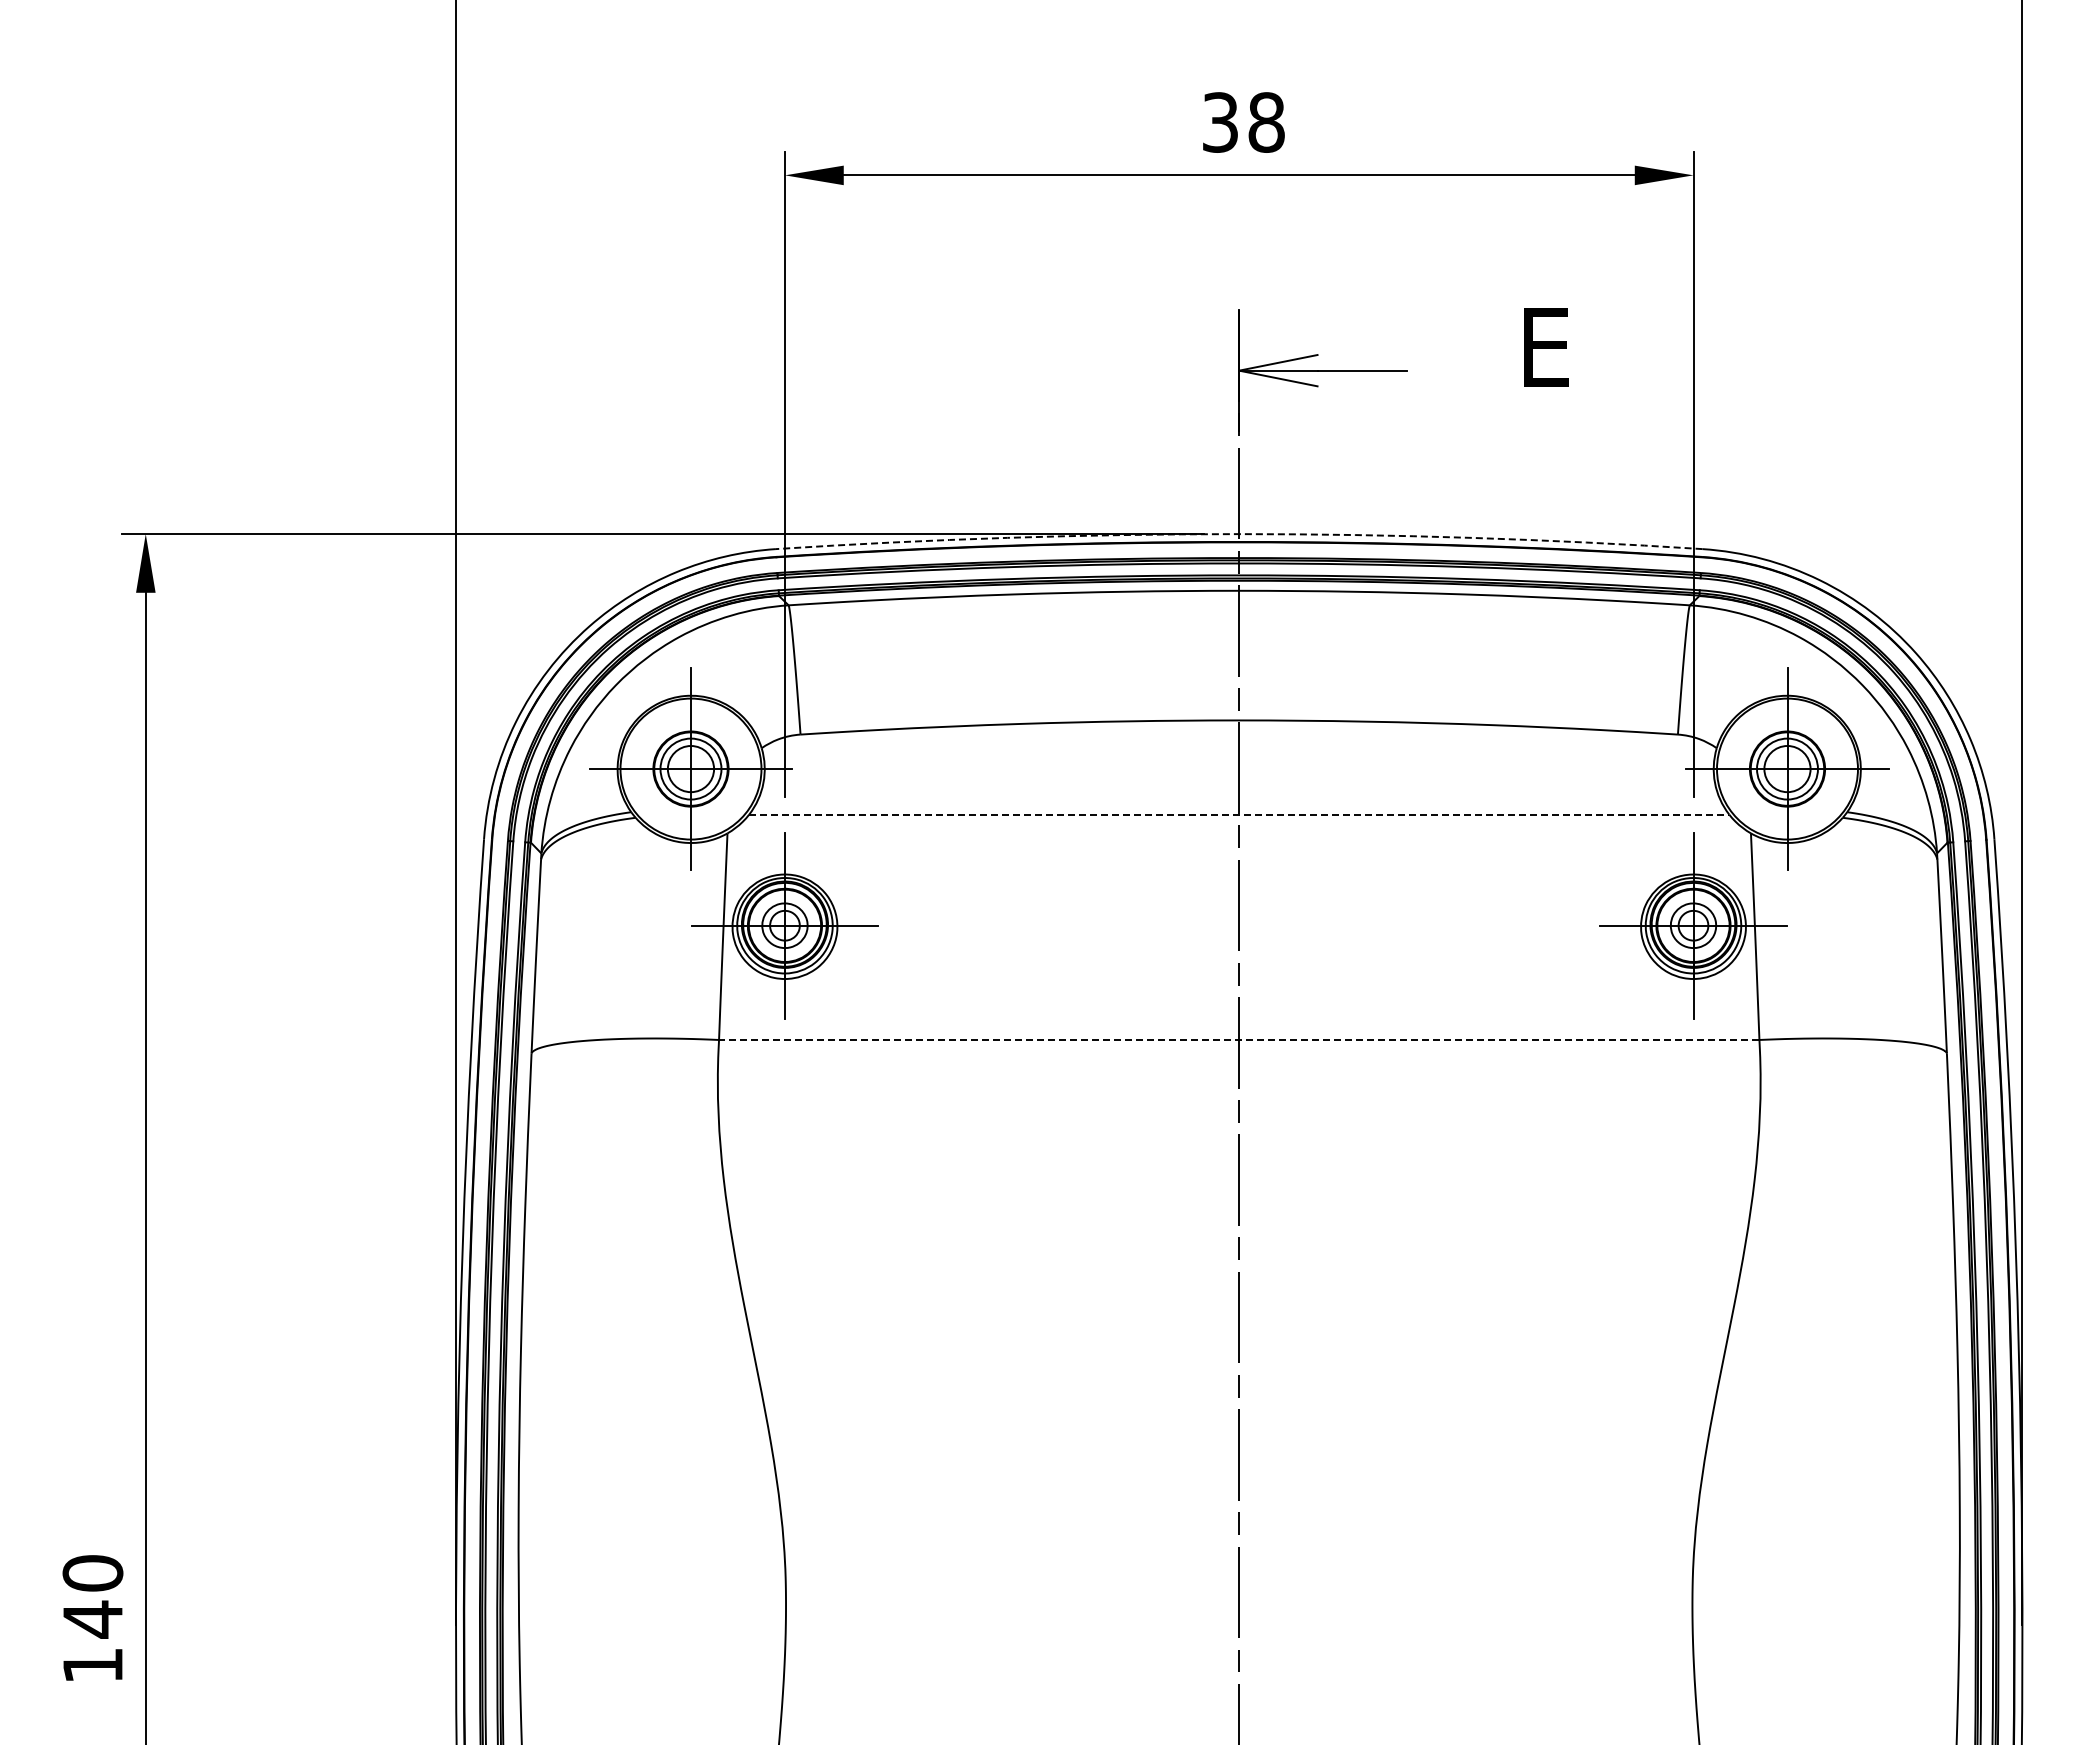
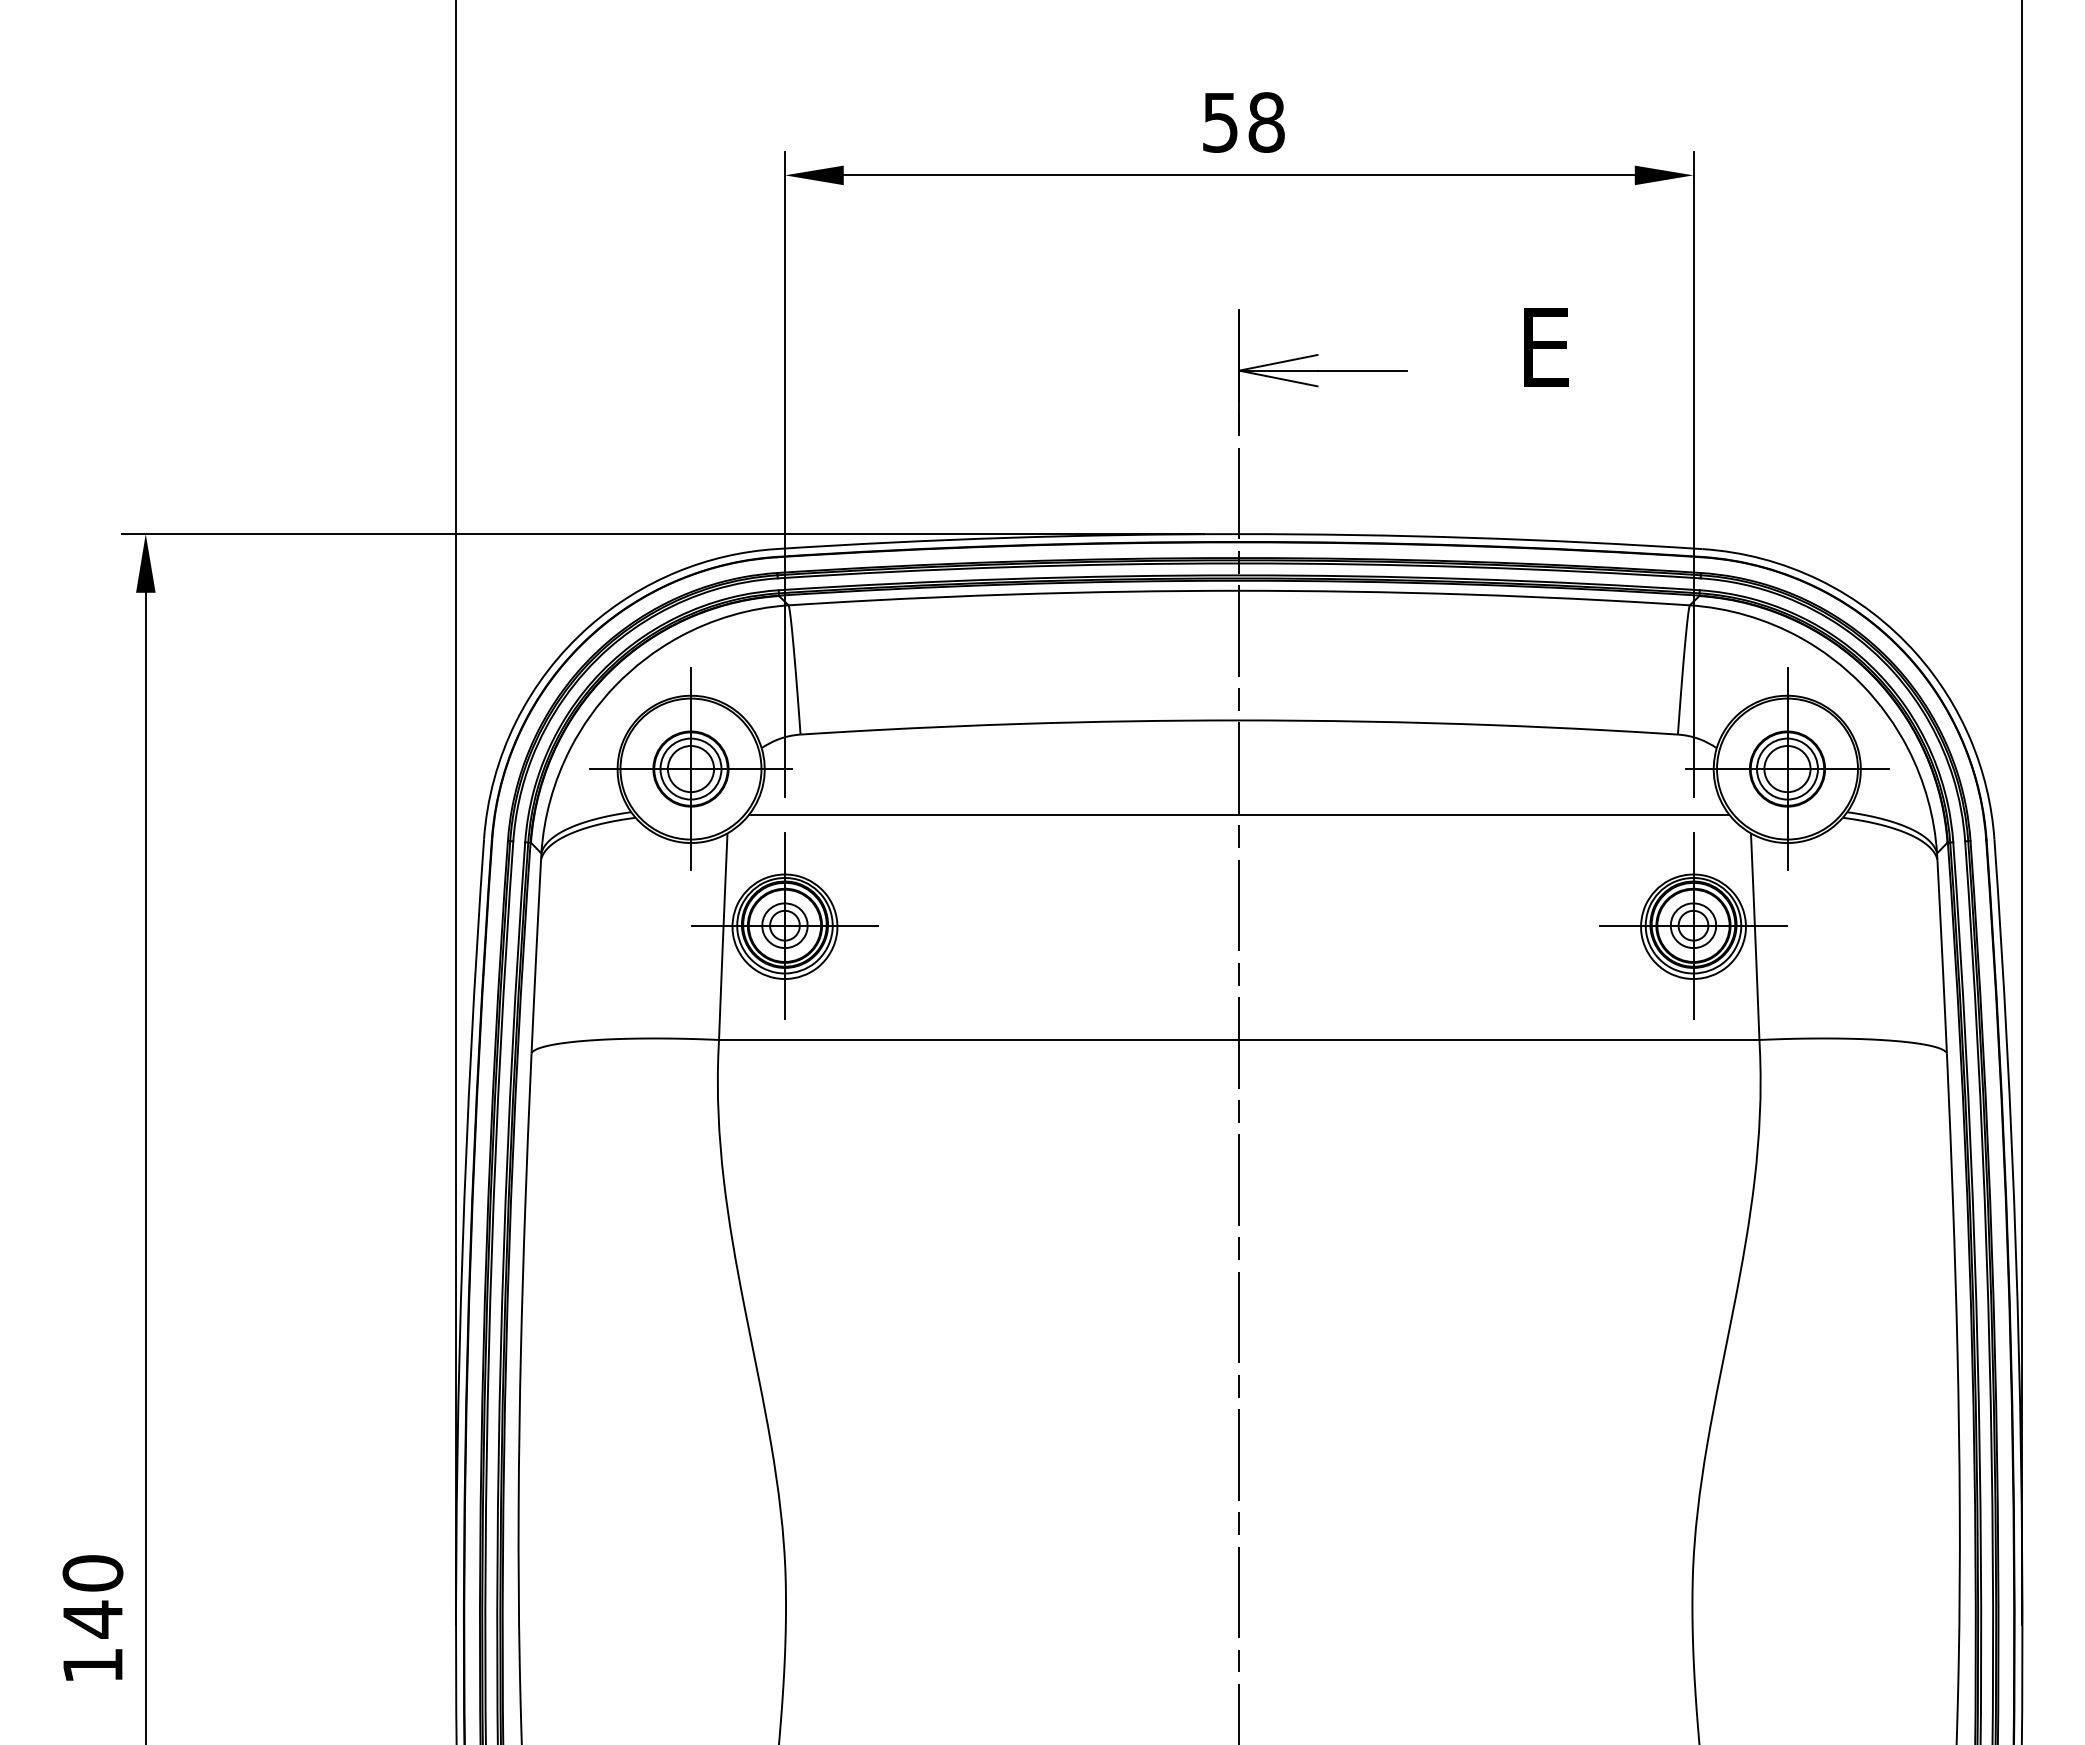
text: 38 -> 58 (1220, 122)
arc: dashed -> solid (1239, 534)
line: dashed -> solid (1239, 814)
line: dashed -> solid (1238, 1039)
